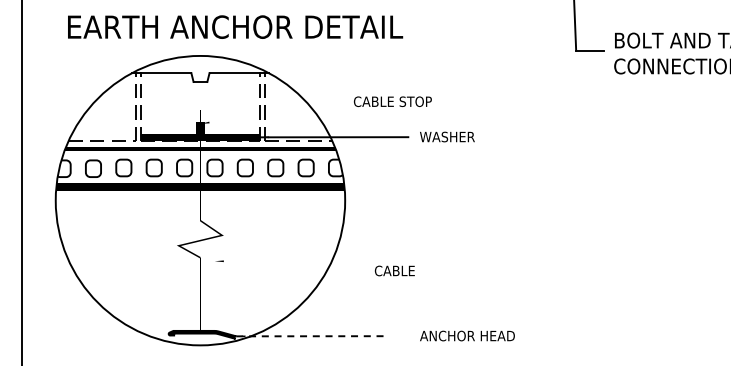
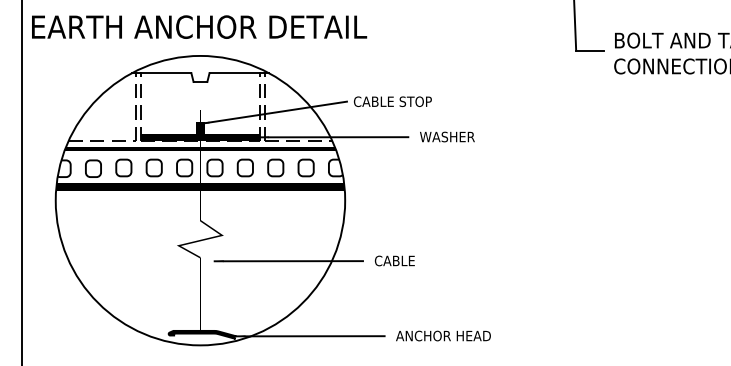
text position: (235, 26) -> (199, 26) (199, 26)
line: none -> present (273, 112)
line: none -> present (288, 261)
text position: (394, 270) -> (394, 260) (394, 260)
text position: (467, 335) -> (443, 335) (443, 335)
line: dashed -> solid (310, 336)
